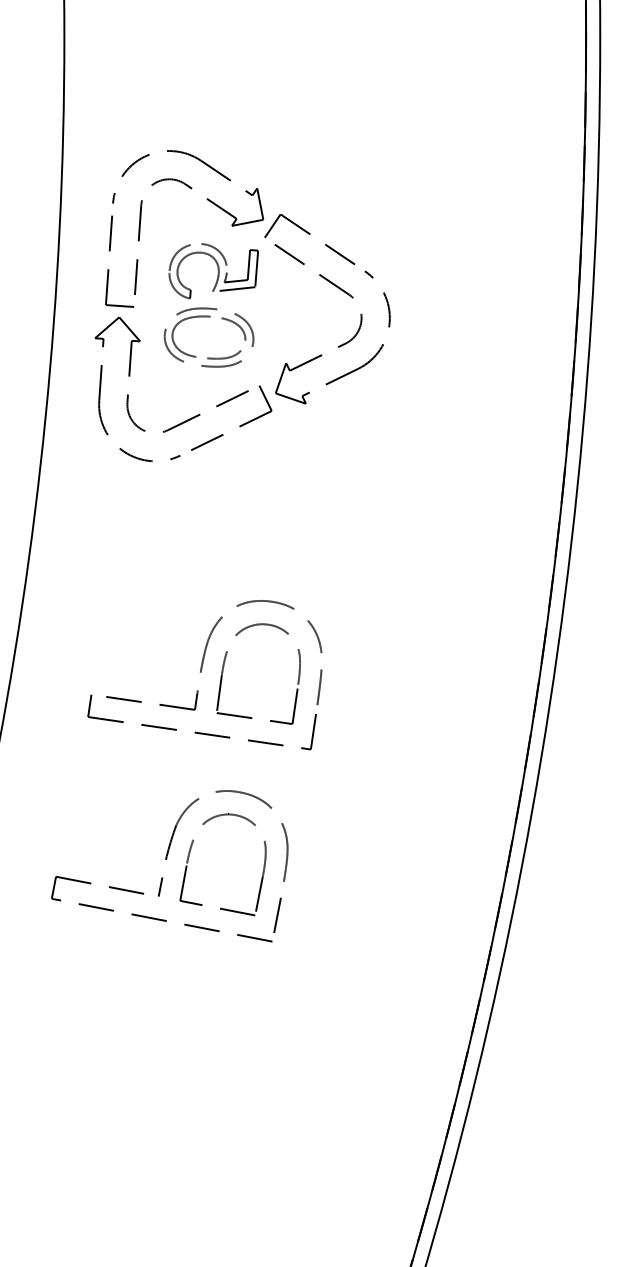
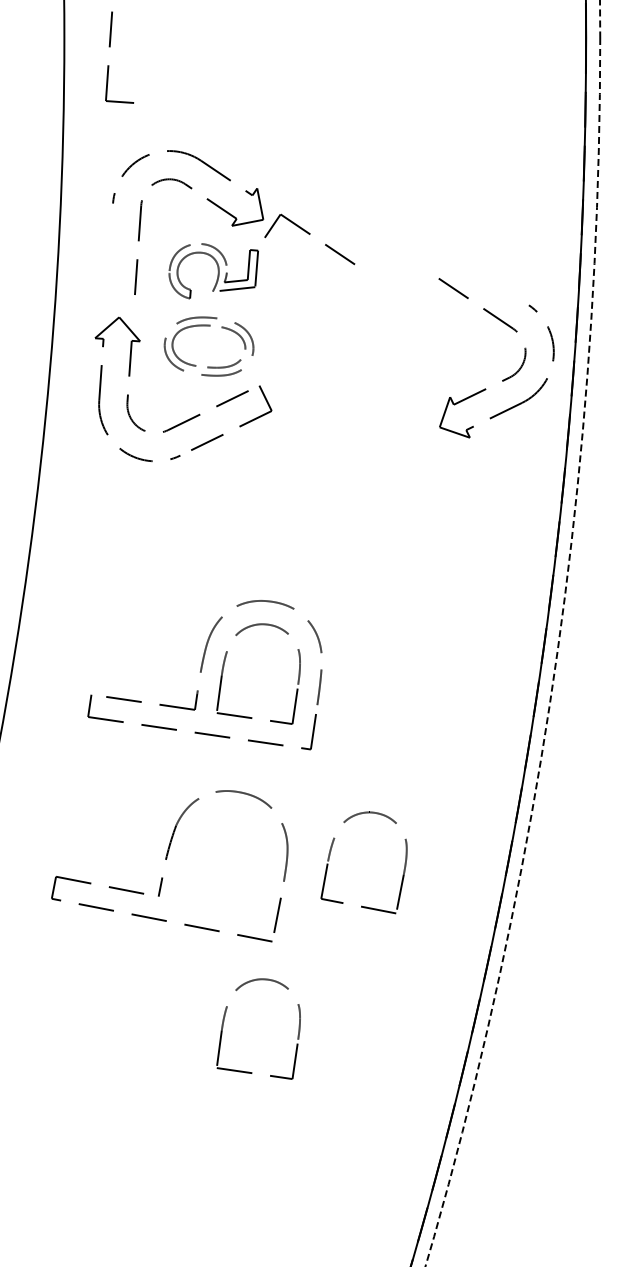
part position: (109, 269) -> (109, 65) (109, 65)
part position: (208, 317) -> (208, 326) (208, 326)
part position: (341, 344) -> (505, 378) (505, 378)
circle: solid -> dashed (512, 633)
part position: (189, 857) -> (330, 855) (330, 855)
part: none -> present (224, 1021)
